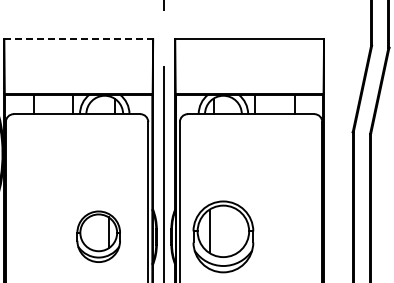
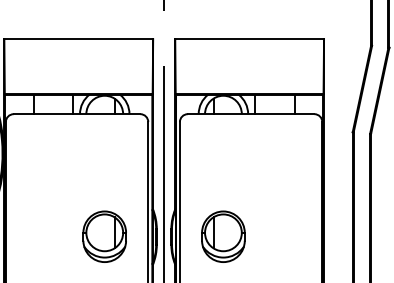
line: dashed -> solid (79, 39)
part position: (98, 236) -> (104, 236) (104, 236)
part size: 63x74 px -> 45x53 px (223, 236)
